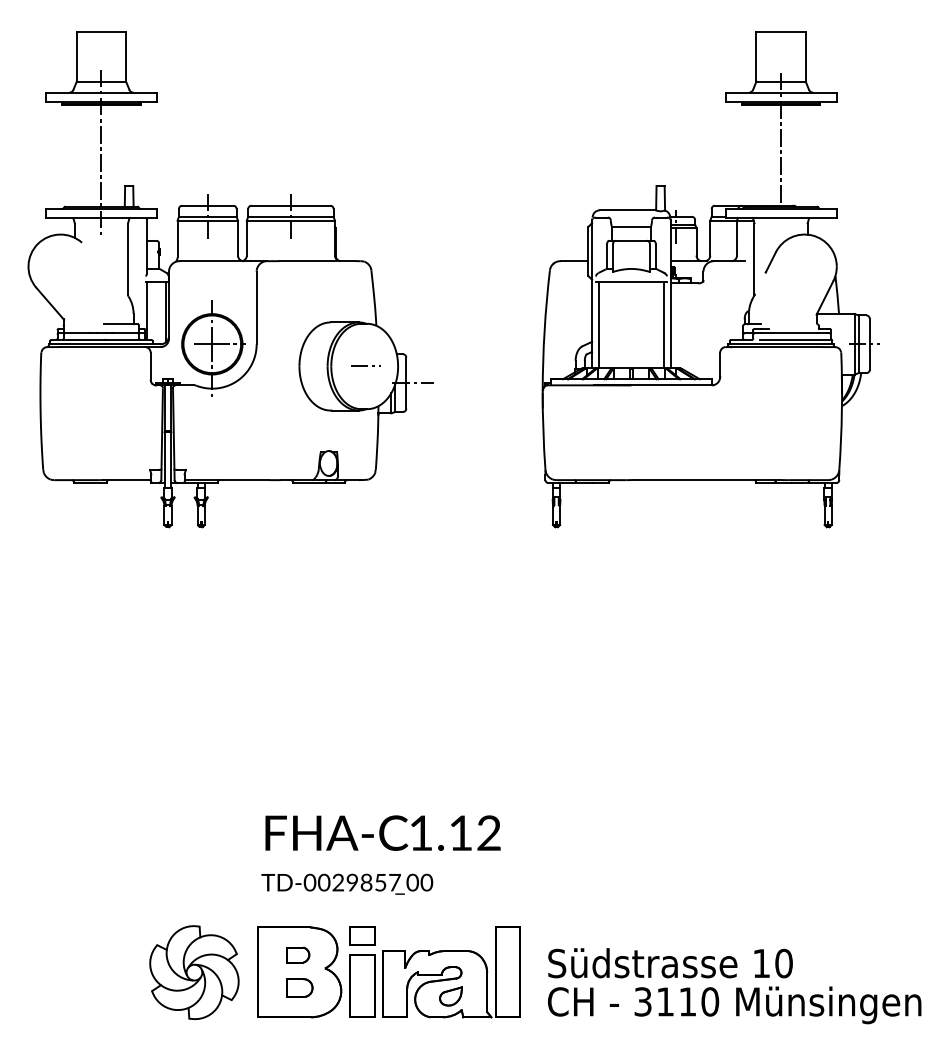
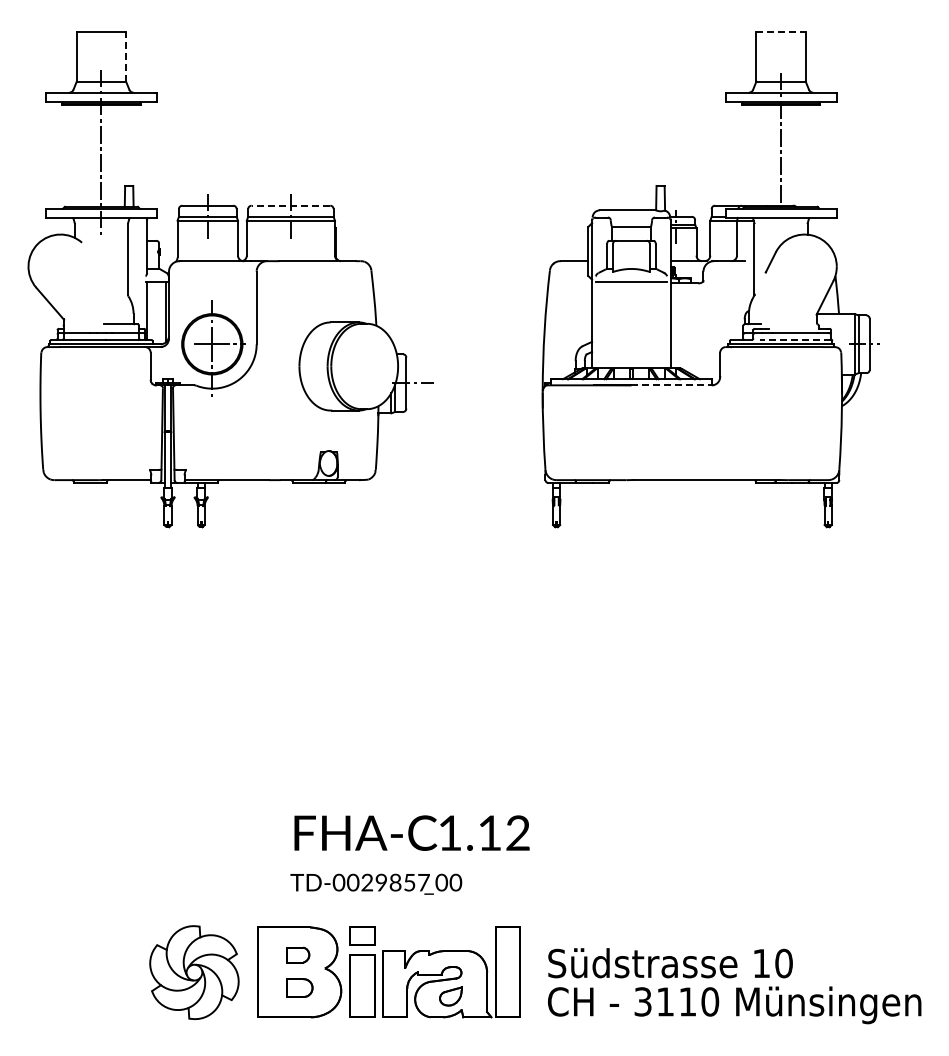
line: solid -> dashed (781, 31)
line: solid -> dashed (126, 56)
line: solid -> dashed (290, 205)
line: present -> none (599, 324)
line: present -> none (663, 324)
line: solid -> dashed (794, 339)
line: present -> none (365, 365)
line: solid -> dashed (672, 385)
text position: (380, 854) -> (409, 854) (409, 854)
